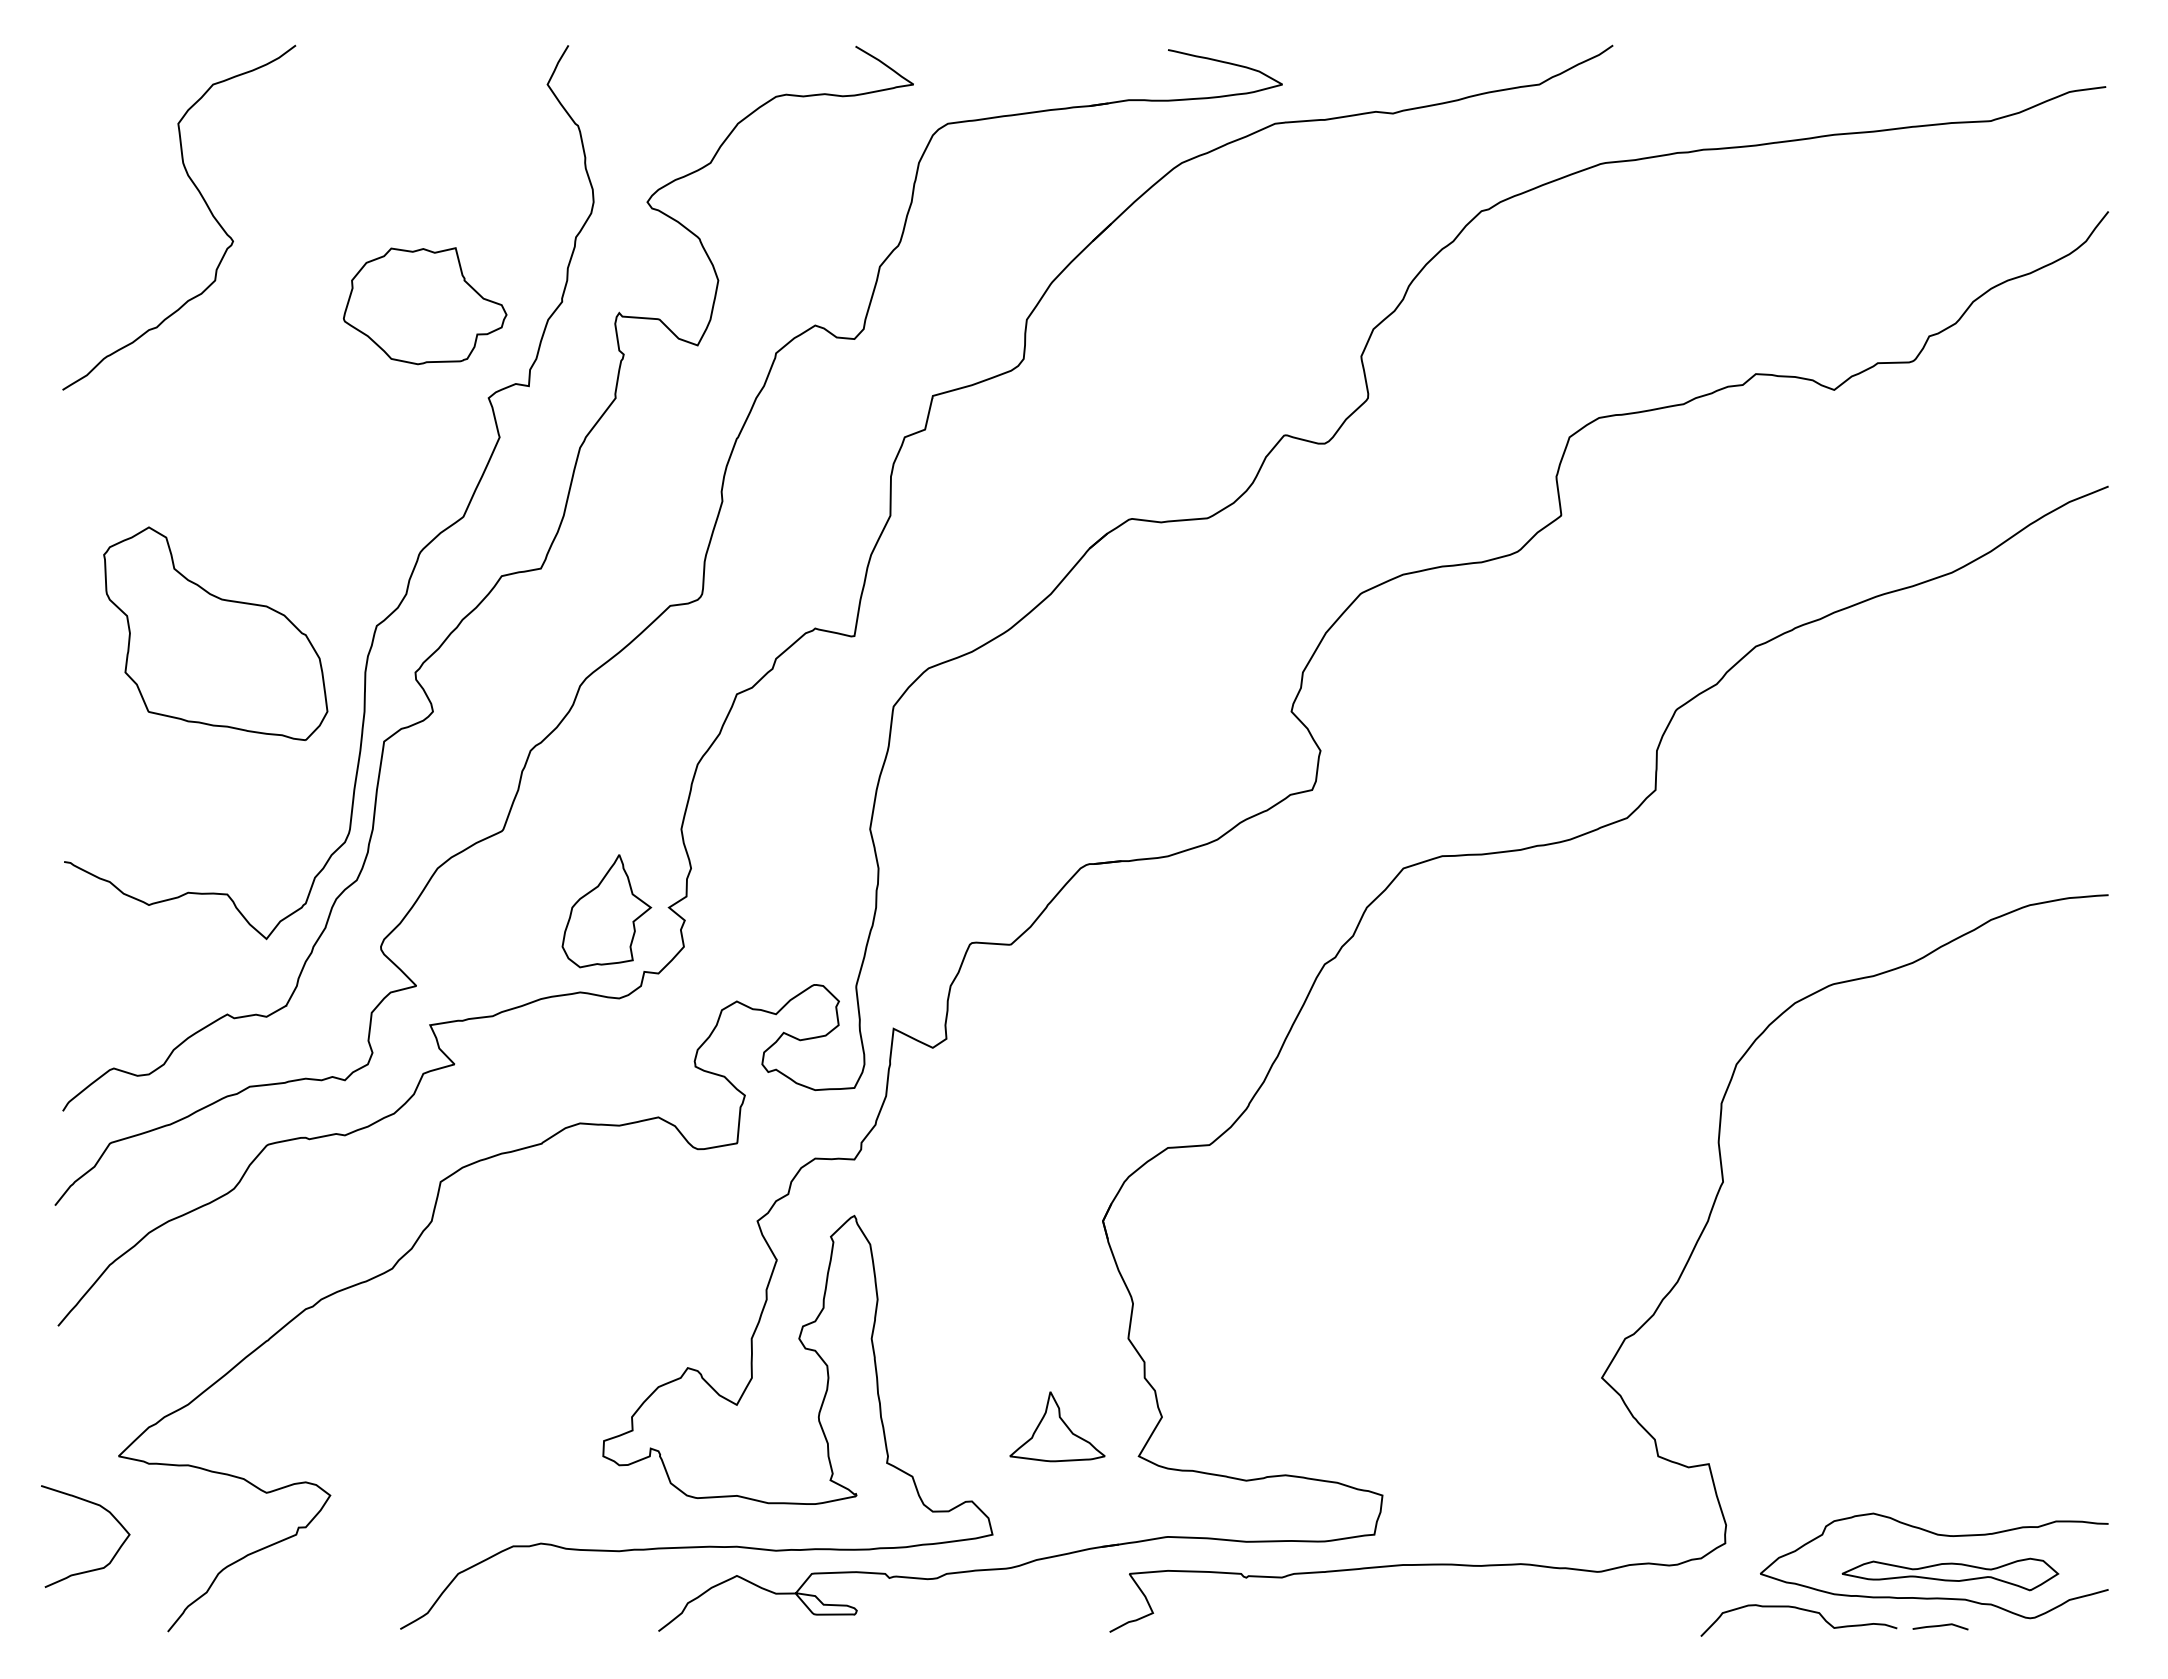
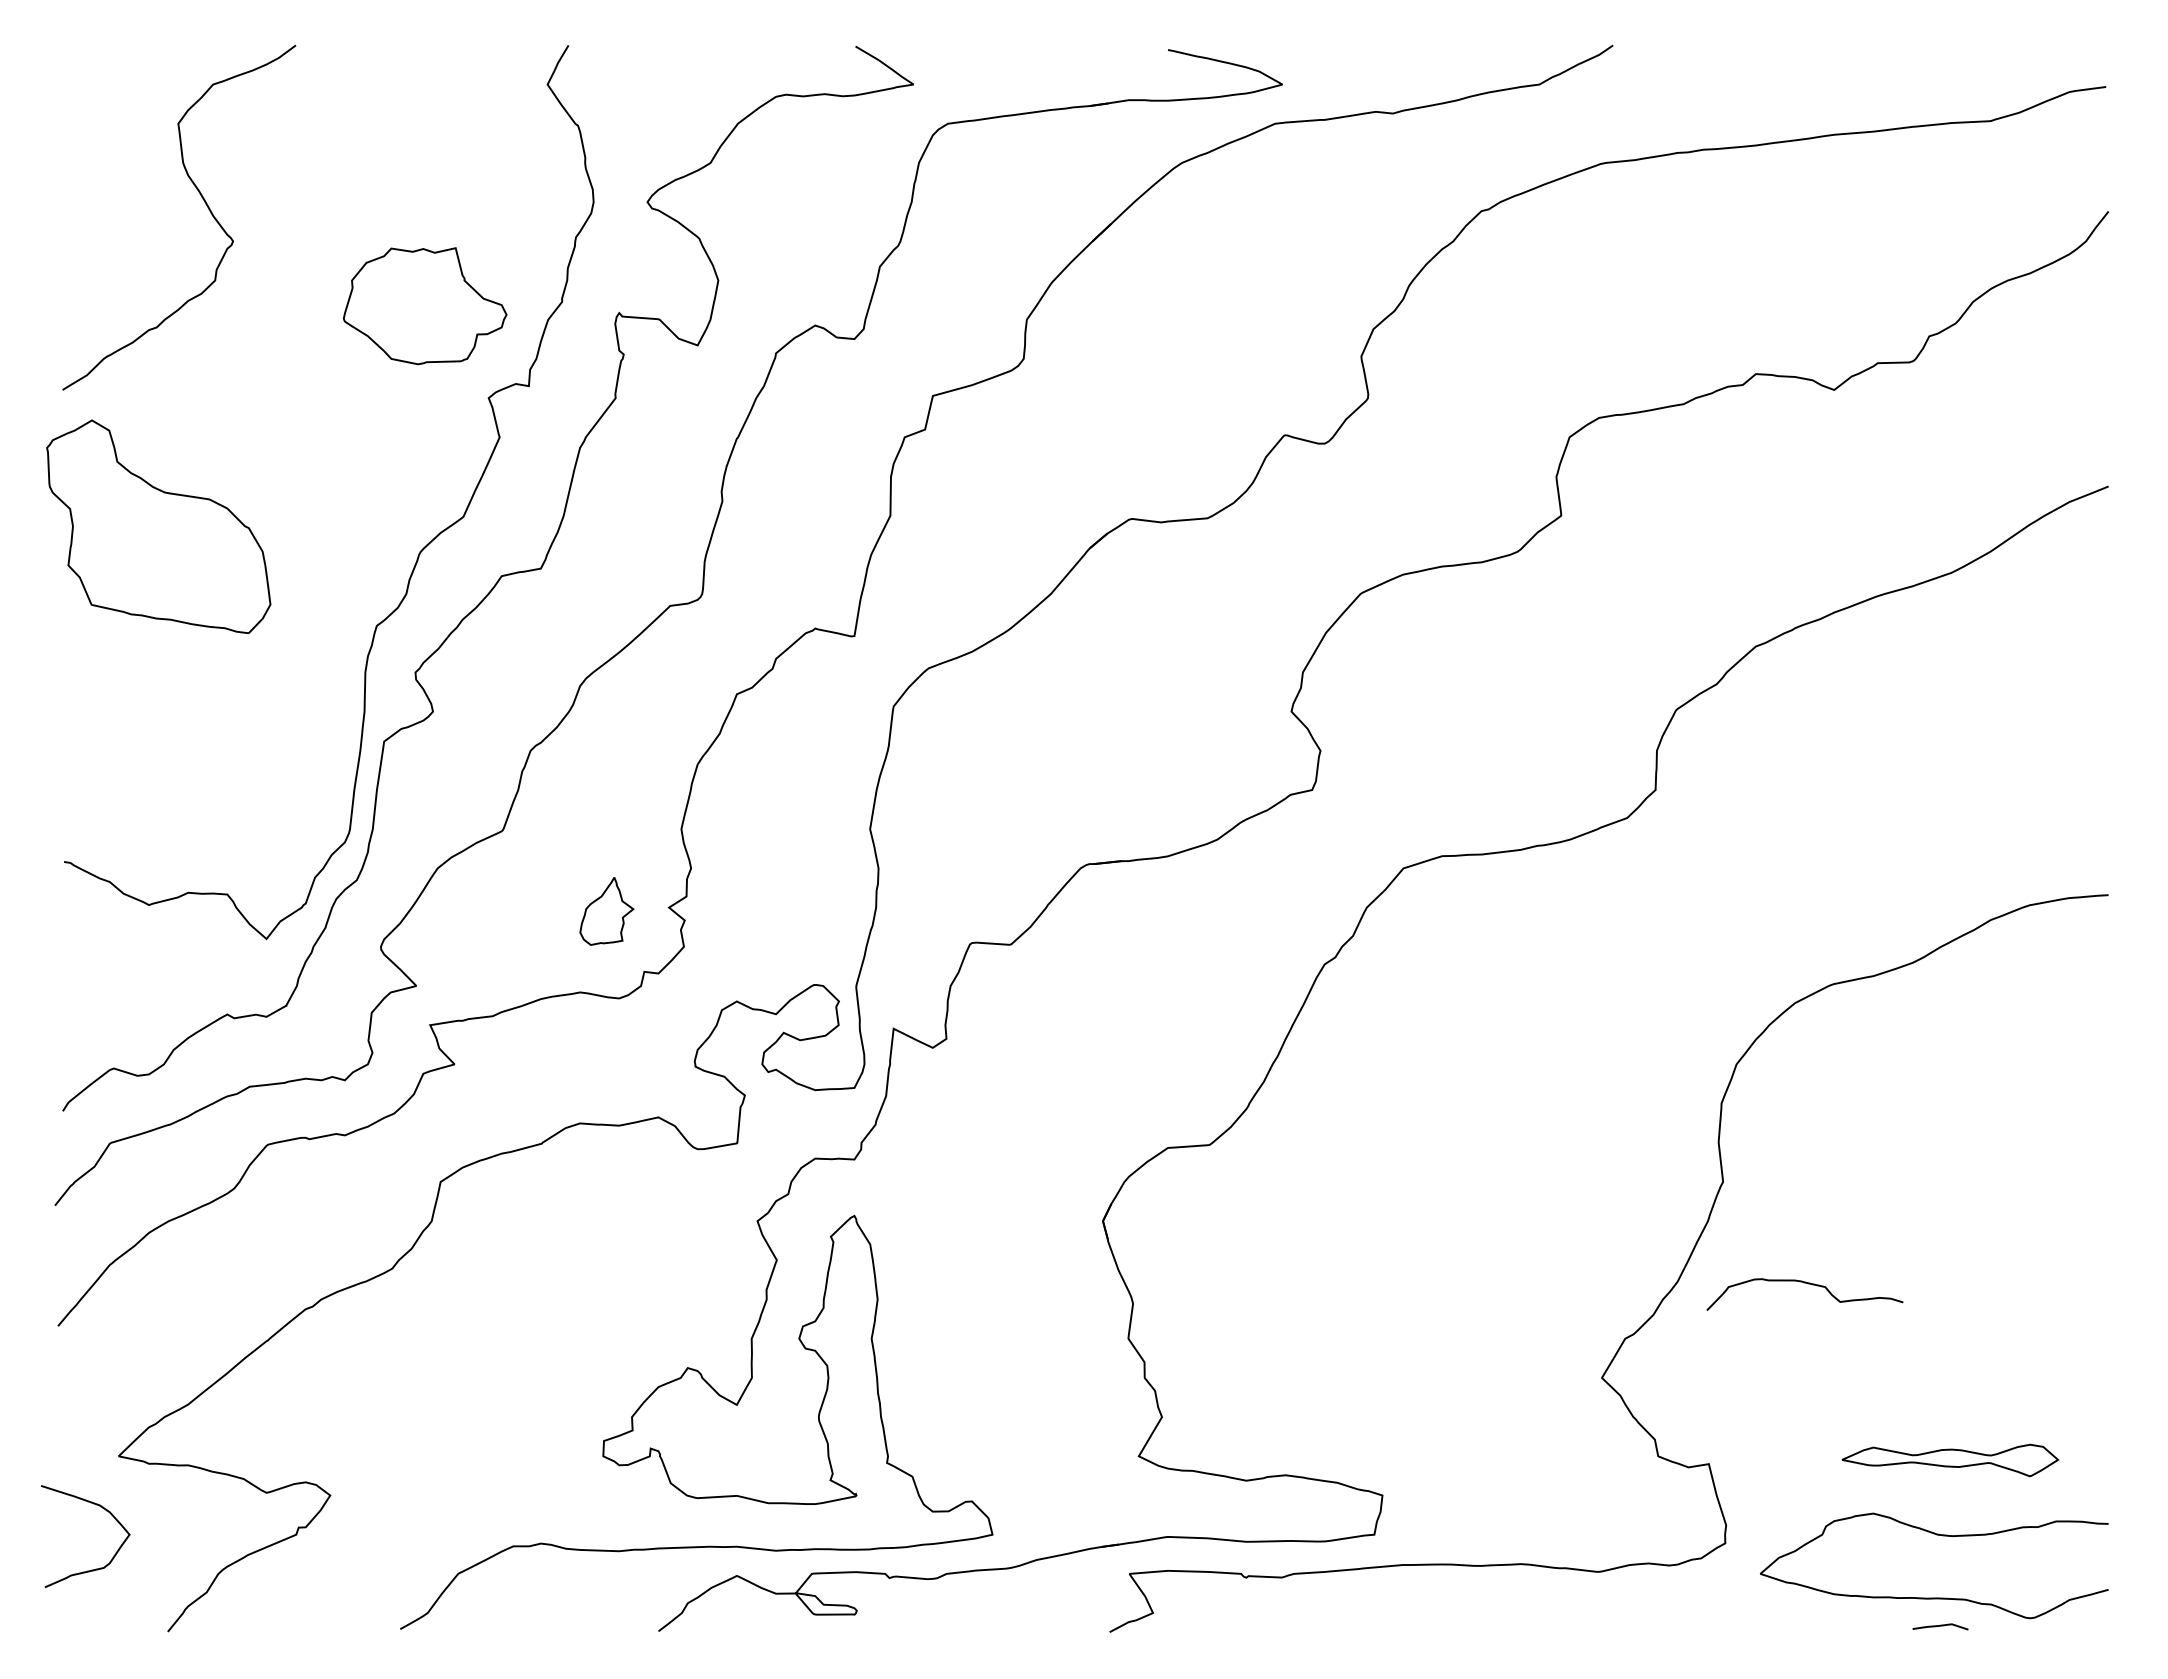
part position: (215, 633) -> (158, 526) (158, 526)
part size: 92x115 px -> 56x69 px (606, 911)
part: present -> none (1057, 1426)
part position: (1950, 1574) -> (1950, 1460) (1950, 1460)
curve position: (1802, 1610) -> (1808, 1284) (1808, 1284)
